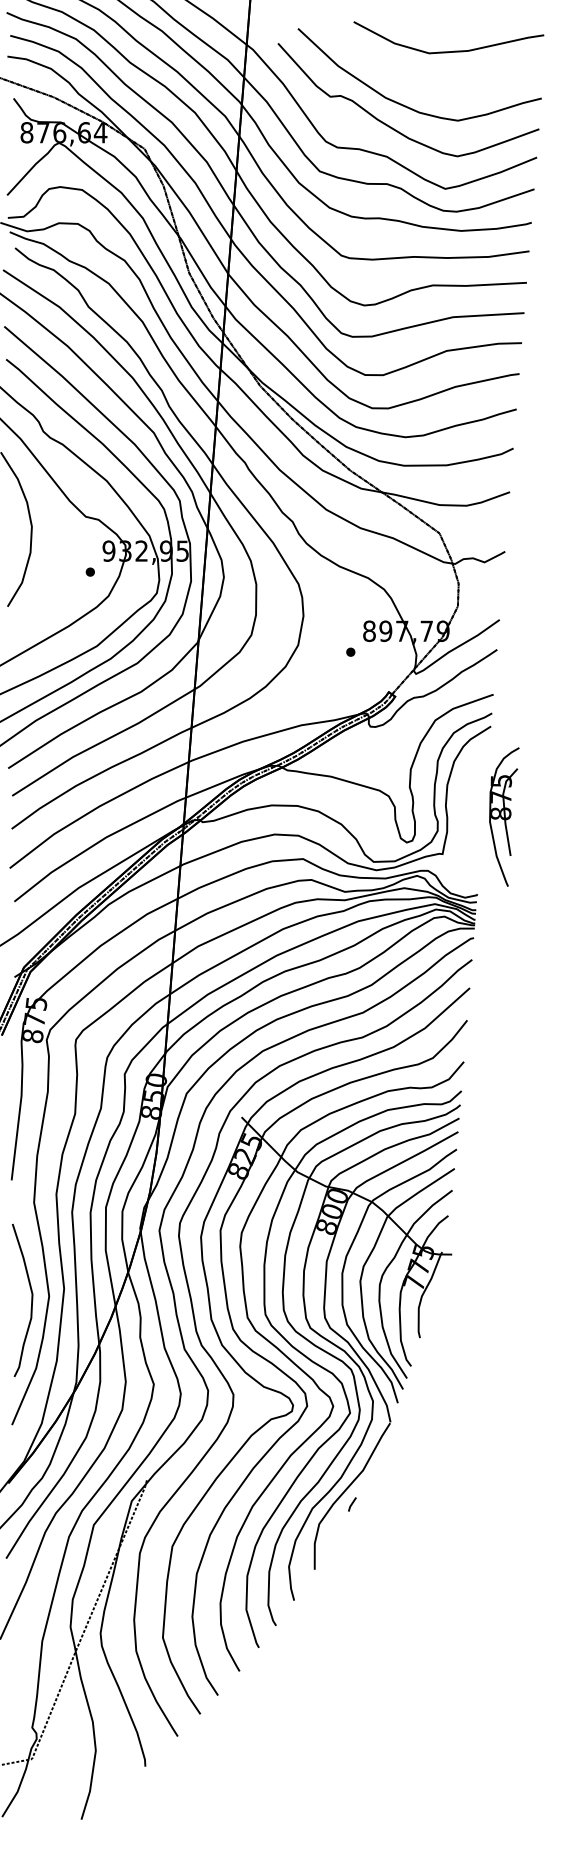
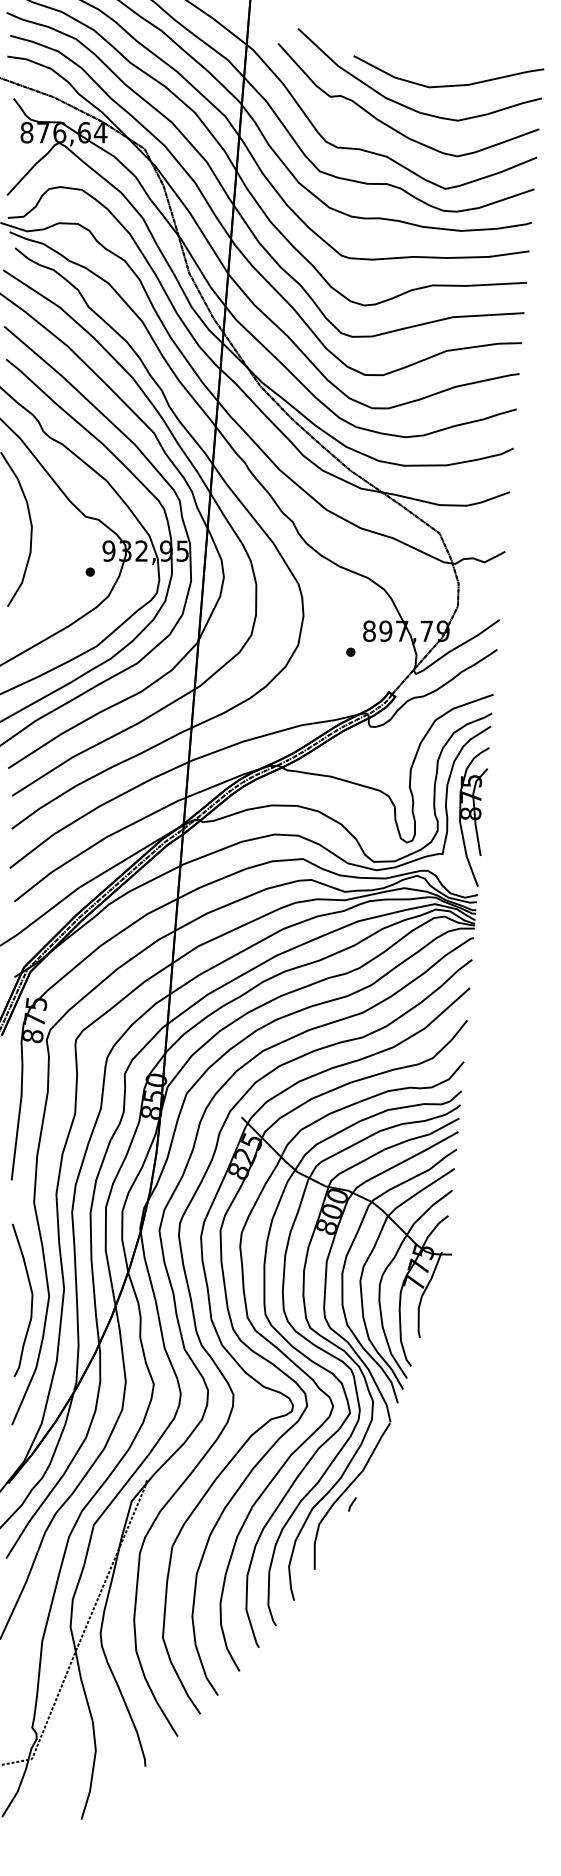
curve position: (448, 51) -> (448, 85) (448, 85)
part position: (504, 816) -> (474, 816) (474, 816)
